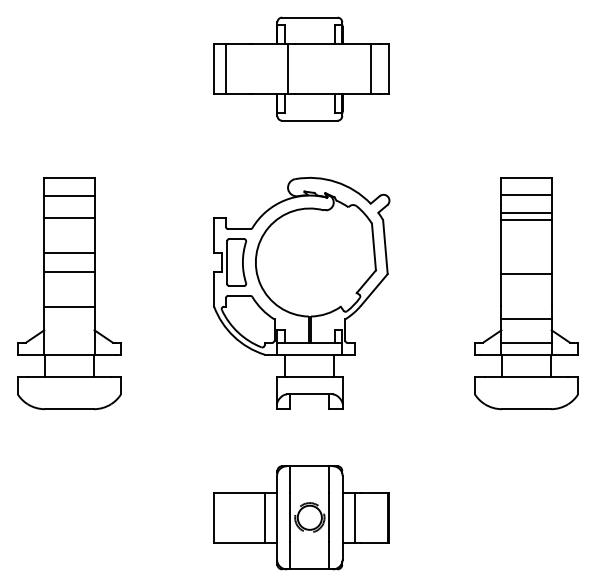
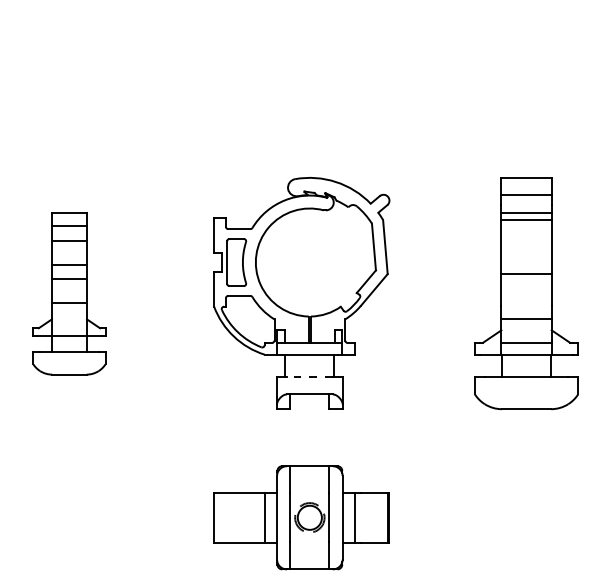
part: present -> none (301, 68)
part size: 105x234 px -> 75x164 px (69, 293)
line: solid -> dashed (309, 376)
